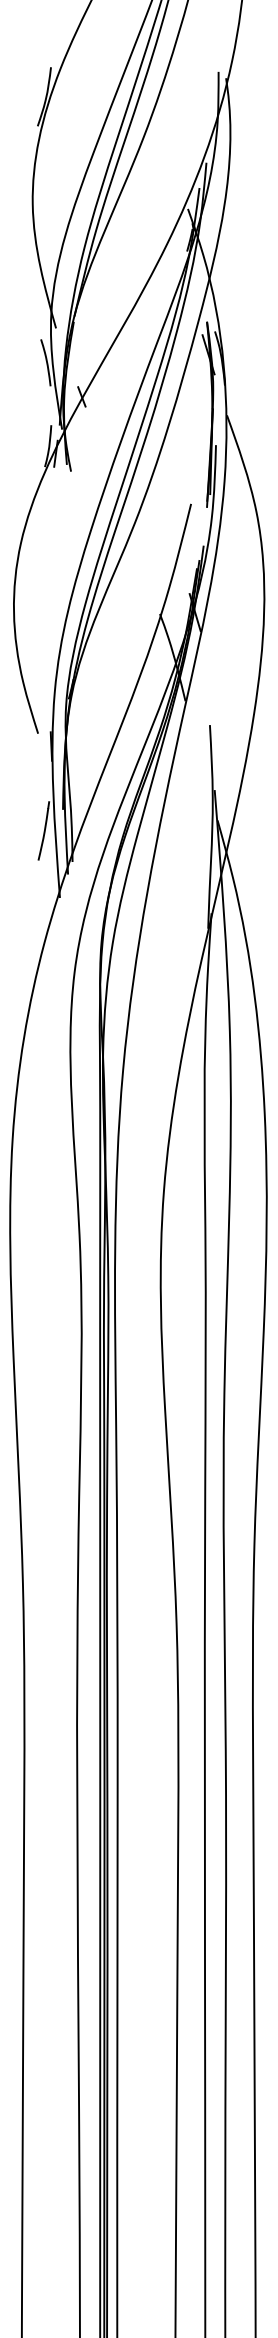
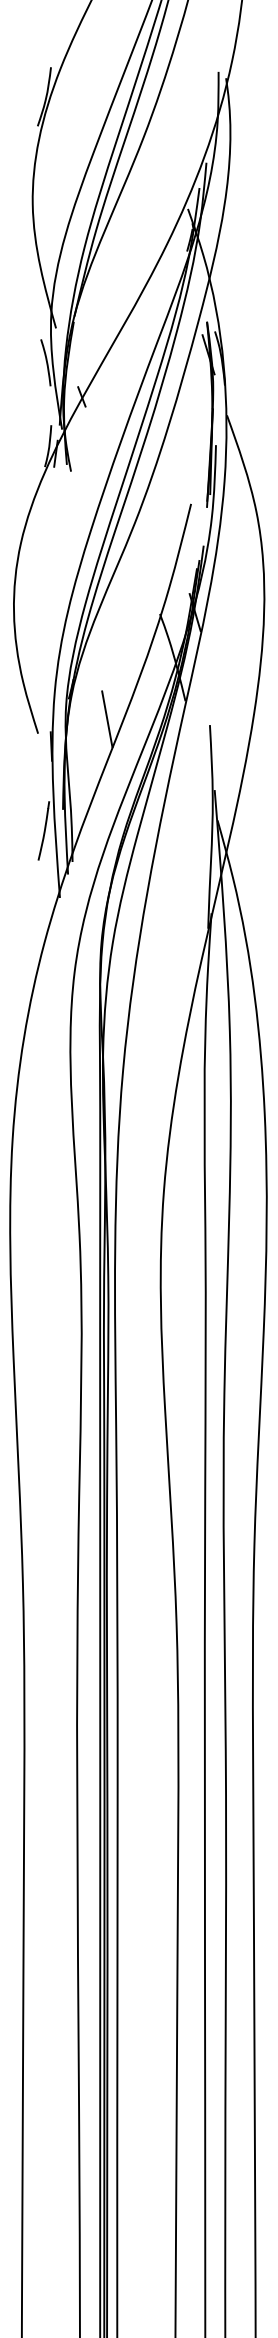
line: none -> present (107, 719)
